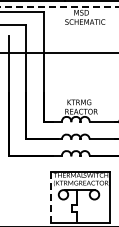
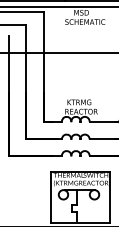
line: dashed -> solid (59, 6)
line: dashed -> solid (50, 196)
